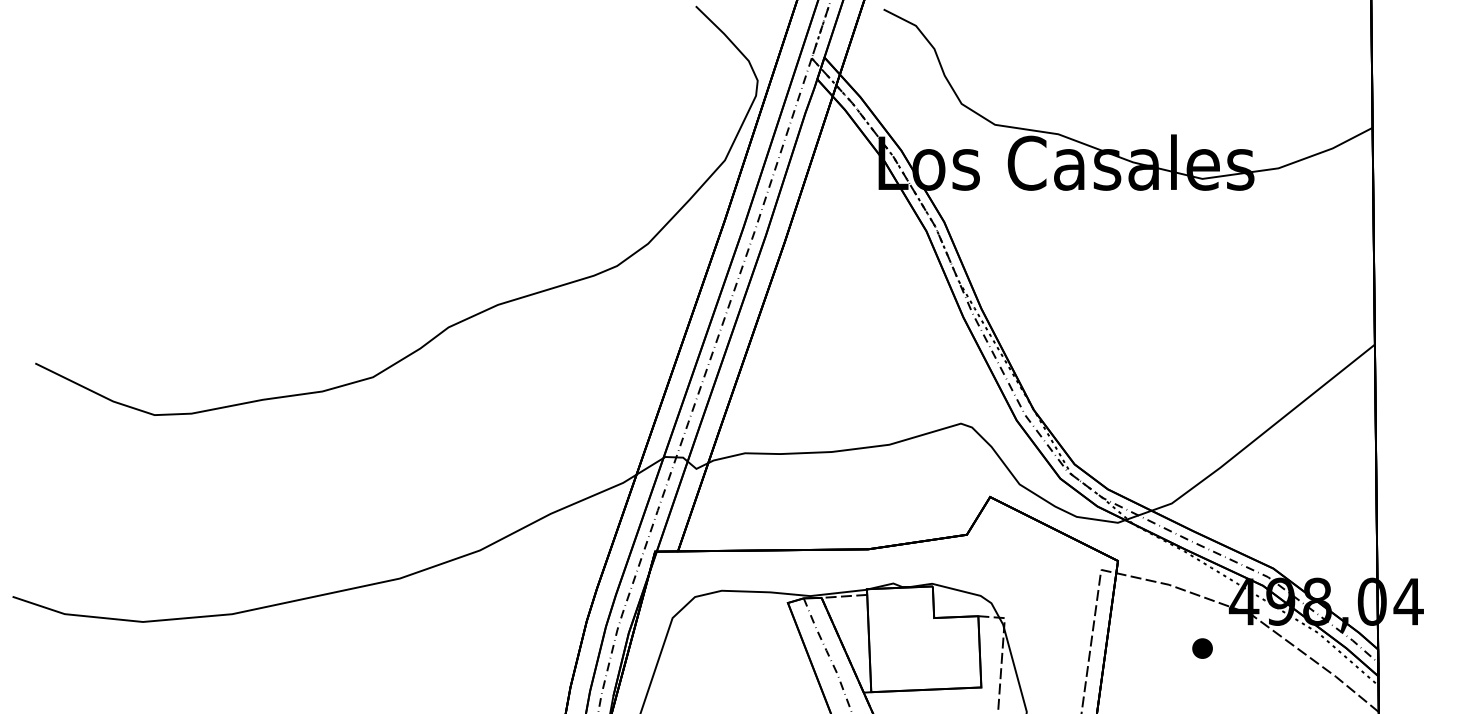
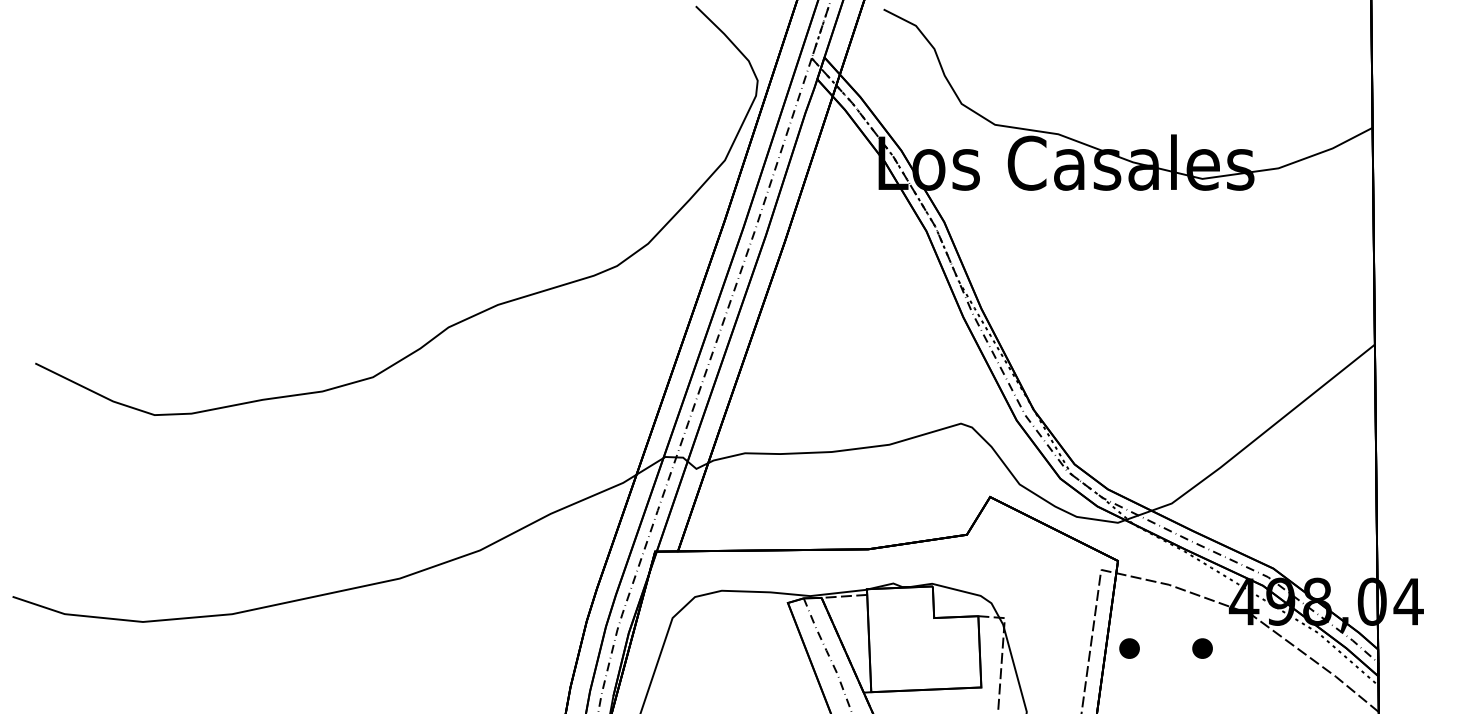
part: none -> present (1129, 648)
